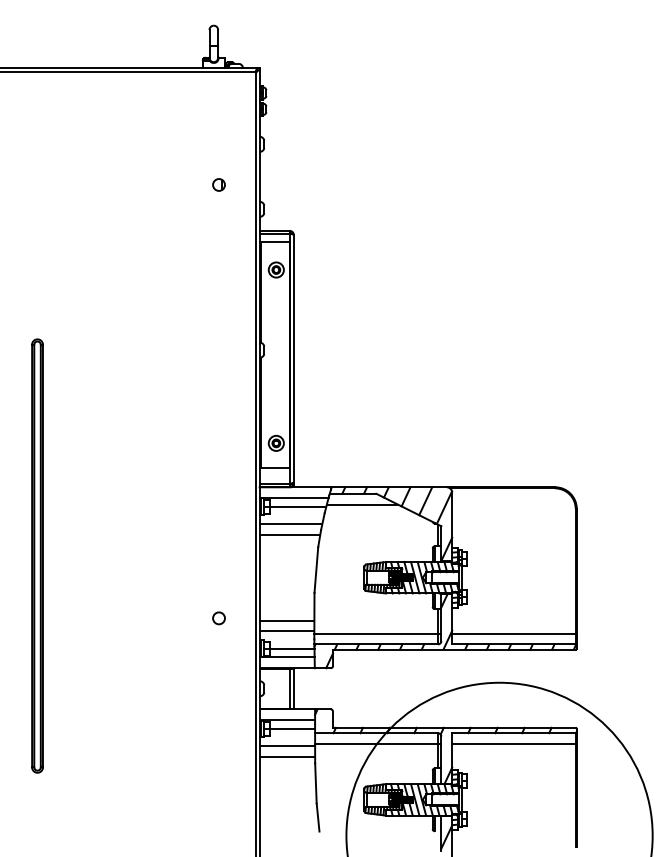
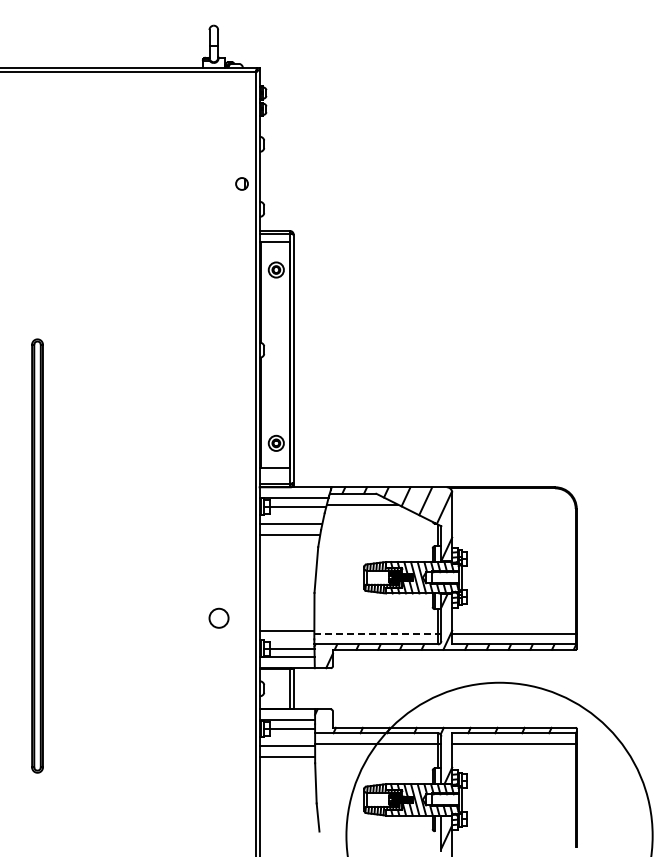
part position: (218, 184) -> (241, 183) (241, 183)
circle size: 14x15 px -> 22x22 px (218, 617)
line: present -> none (286, 620)
line: solid -> dashed (377, 633)
